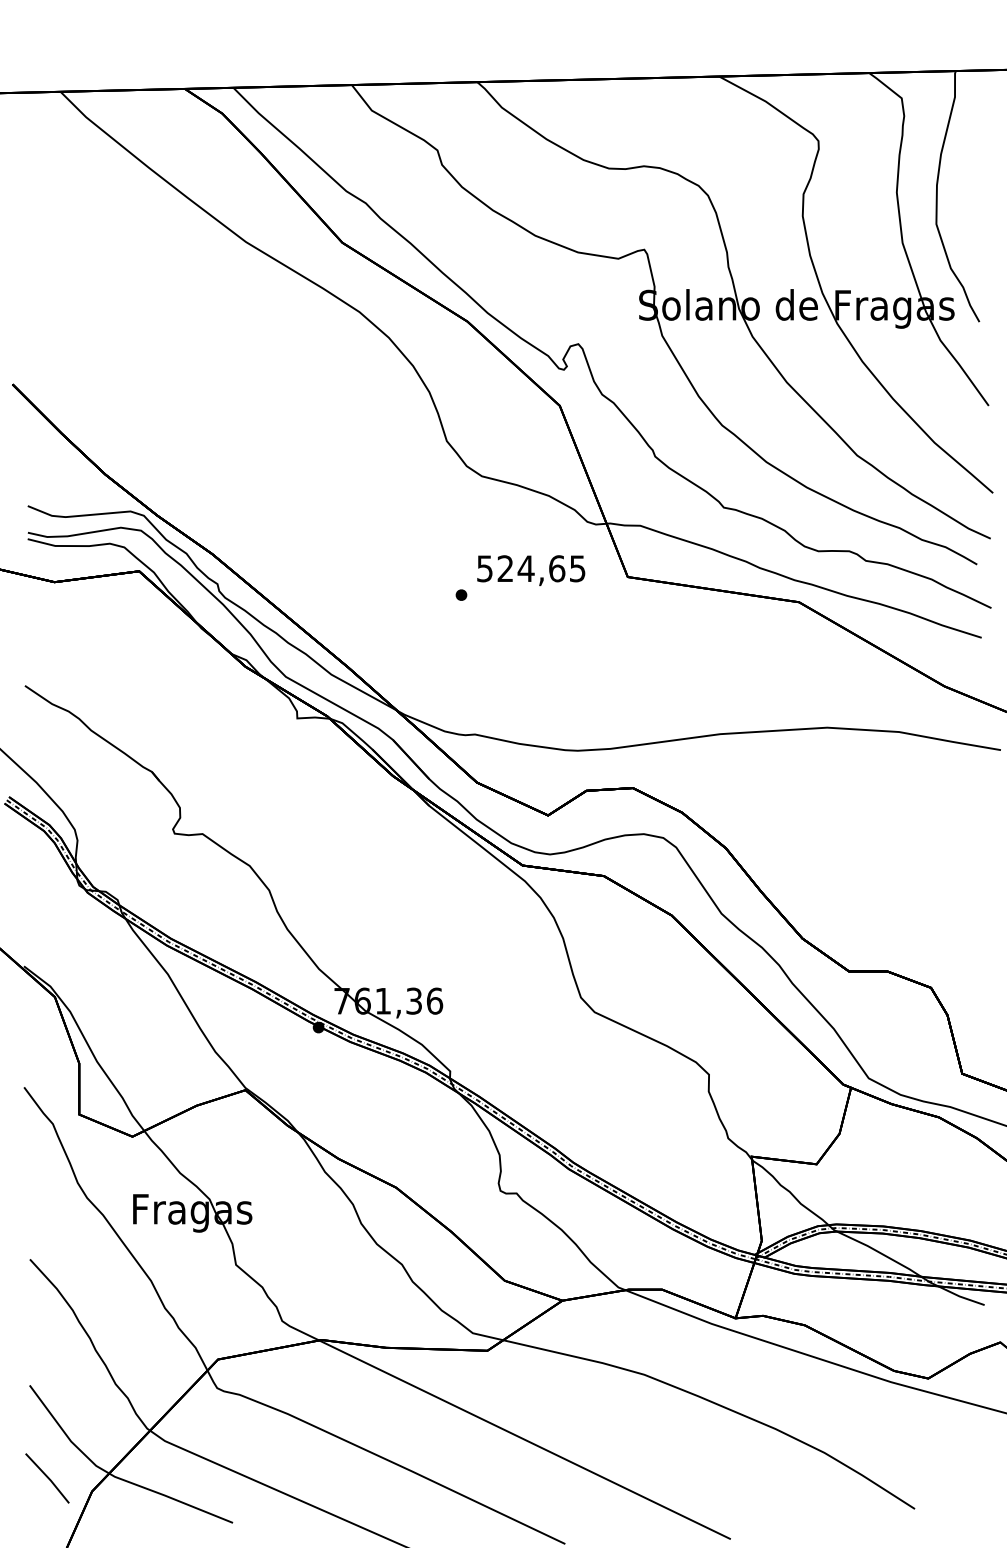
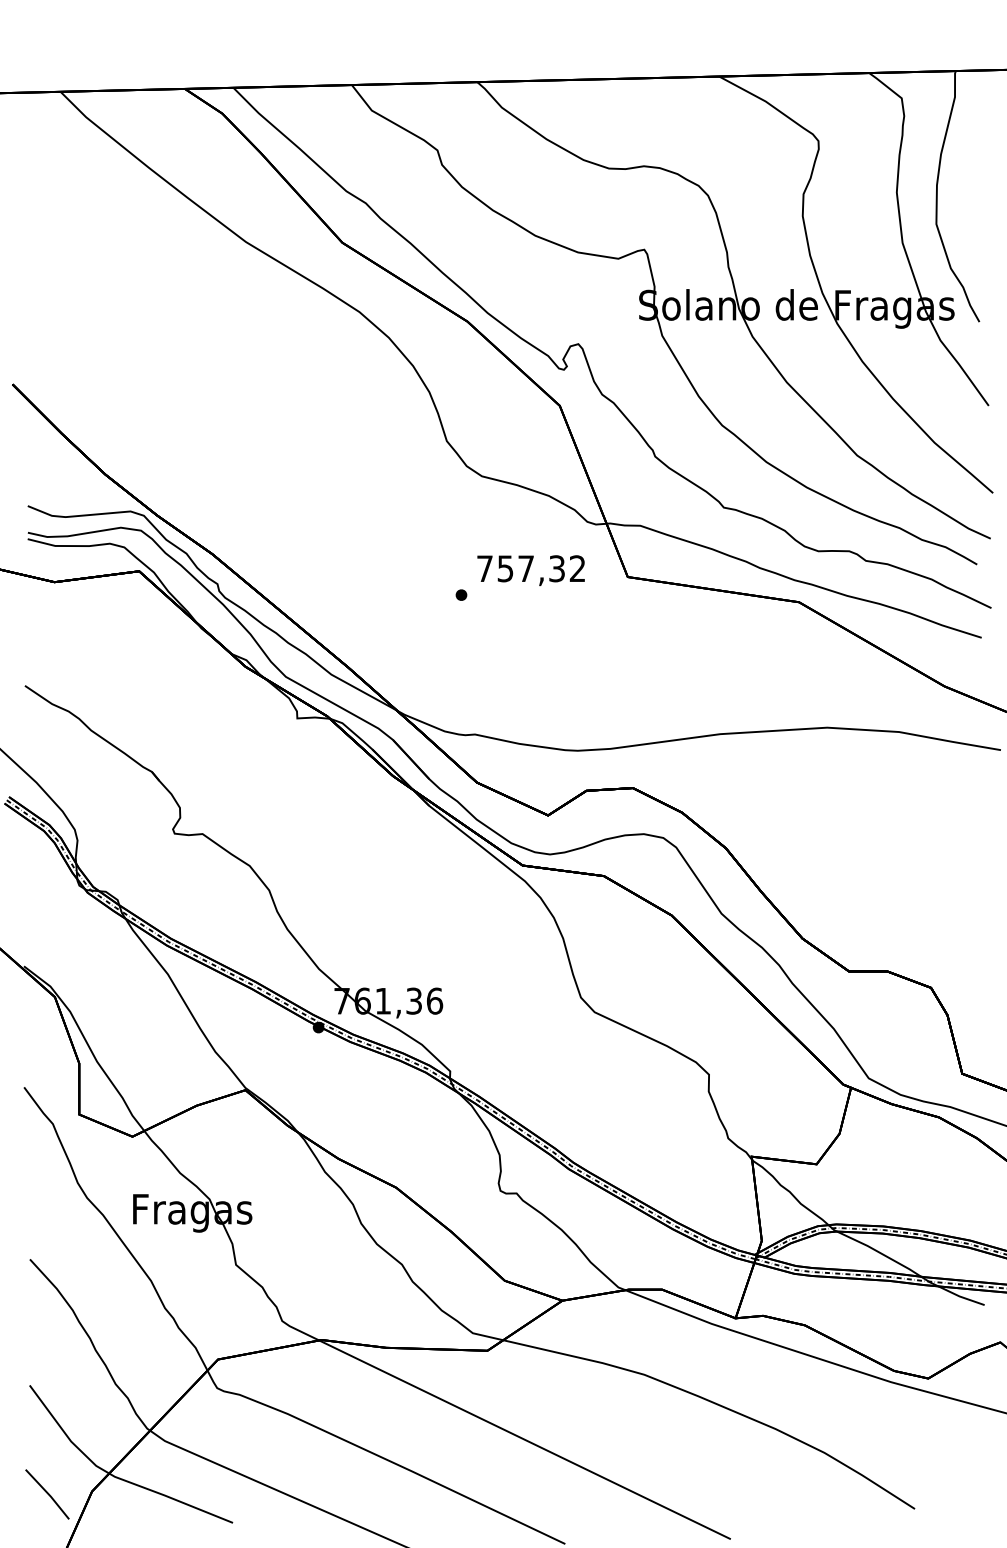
text: 524,65 -> 757,32 (531, 568)
line position: (47, 1478) -> (47, 1494) (47, 1494)
